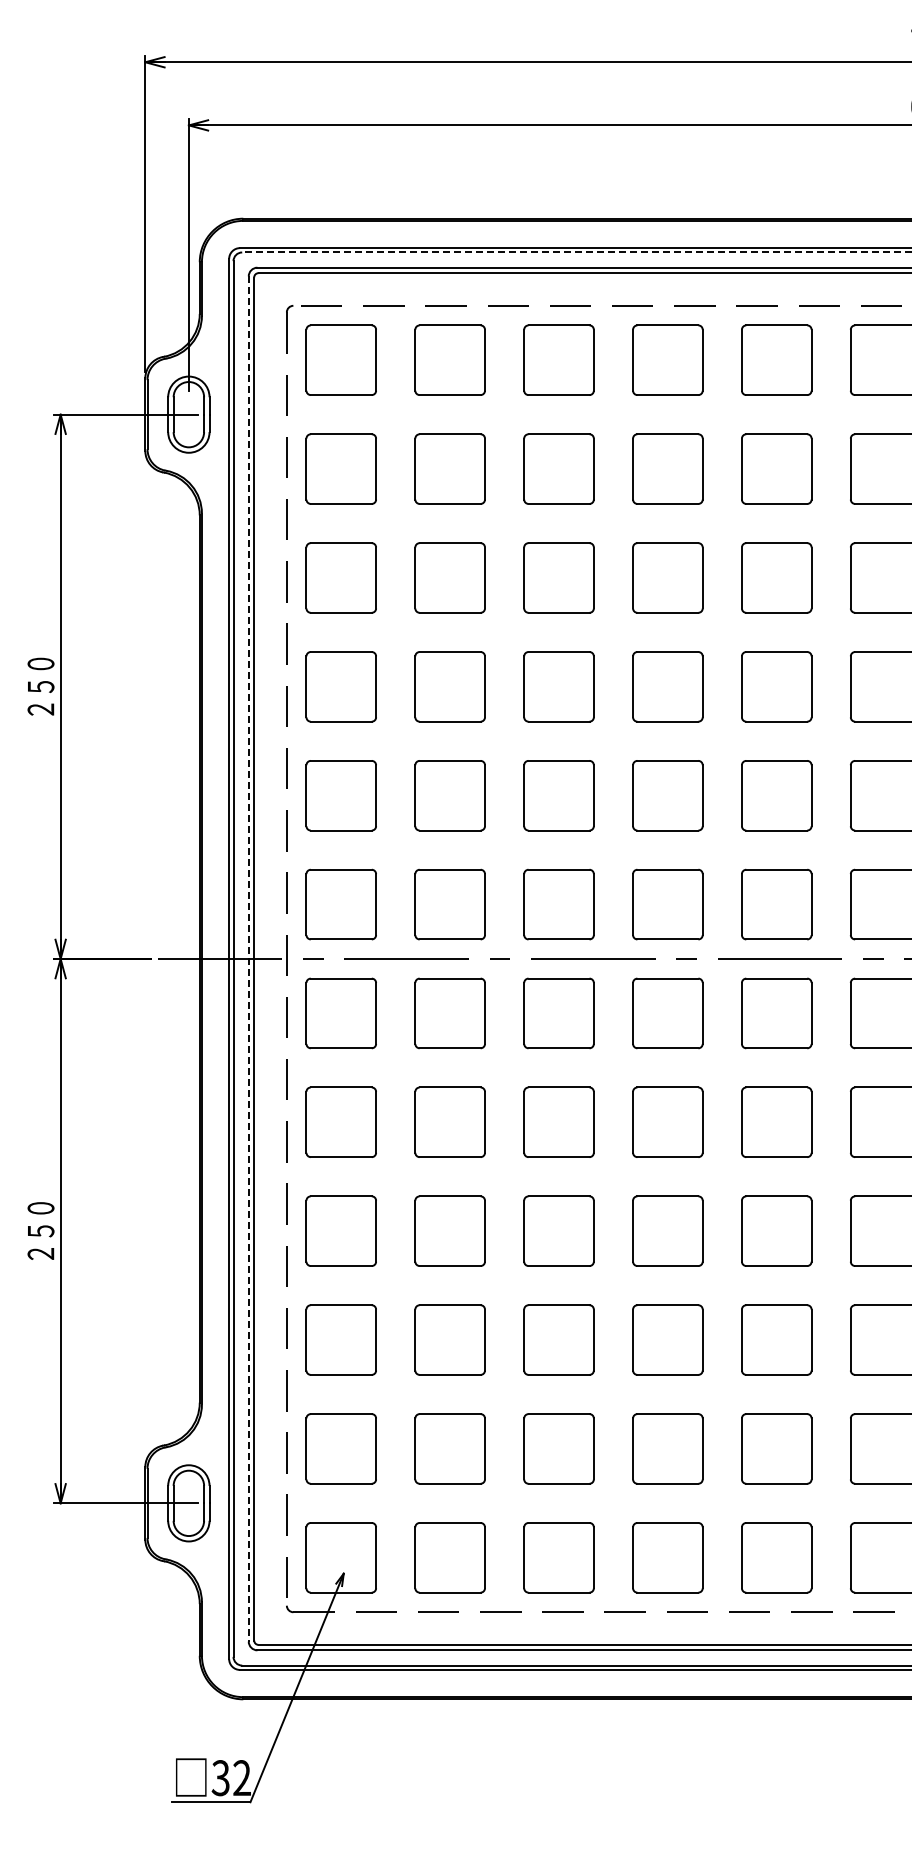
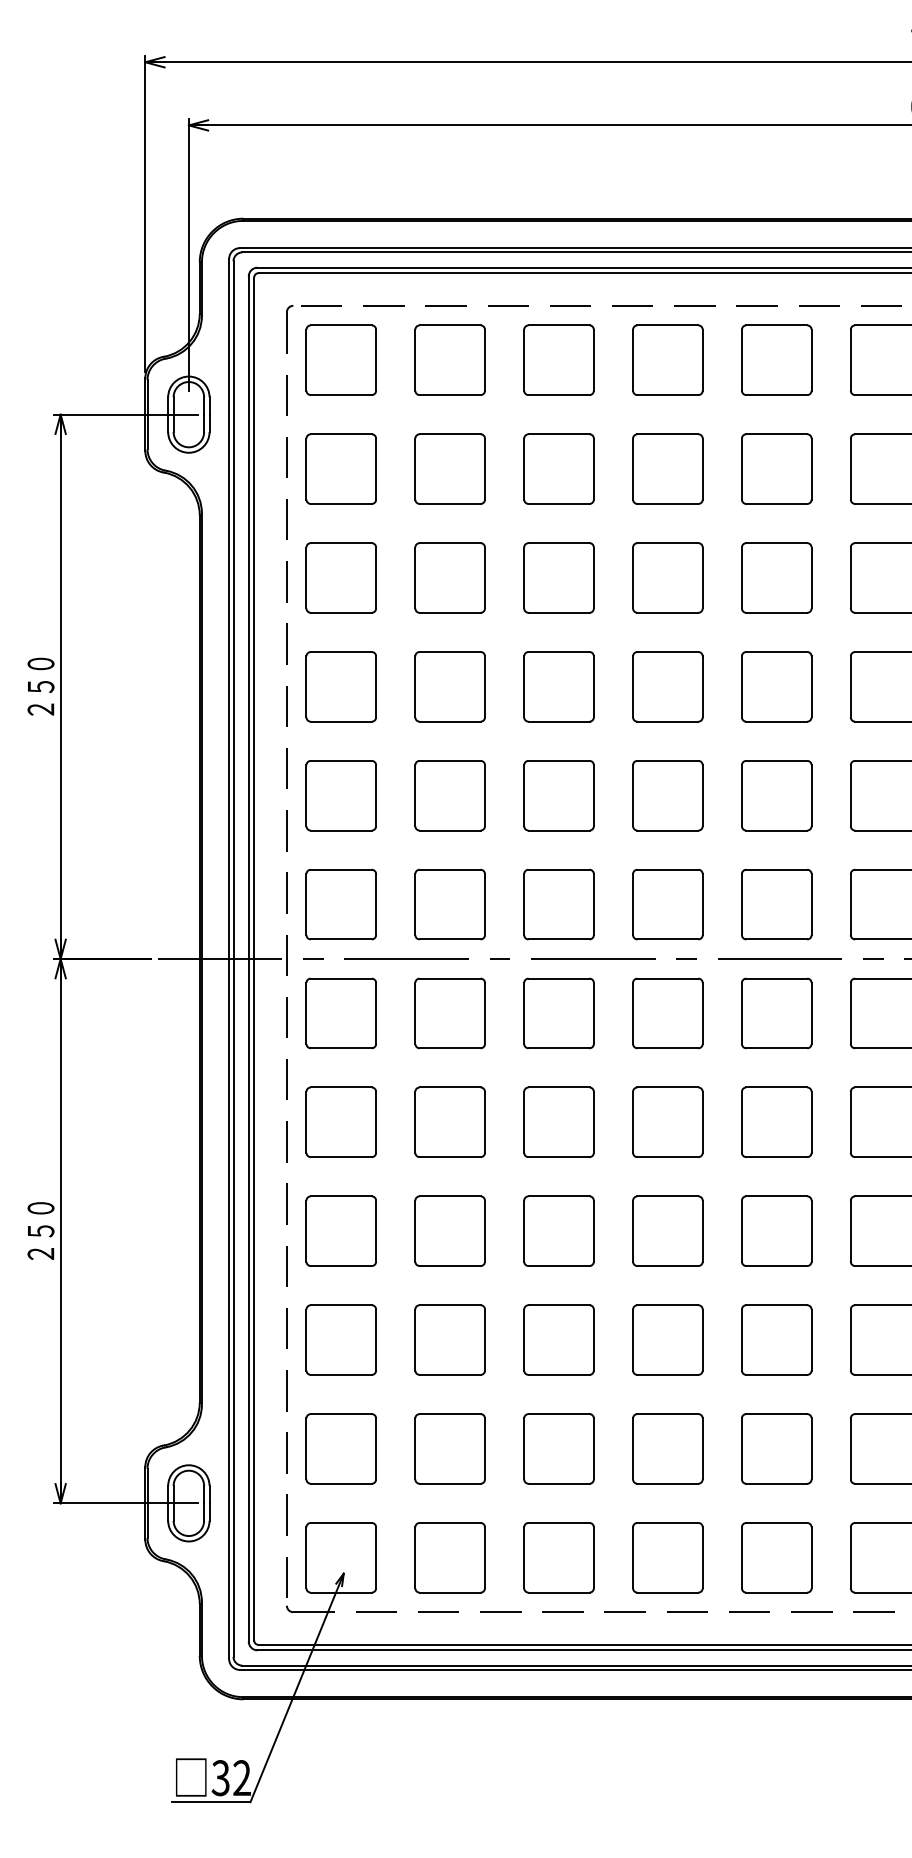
line: dashed -> solid (576, 252)
line: dashed -> solid (248, 959)
